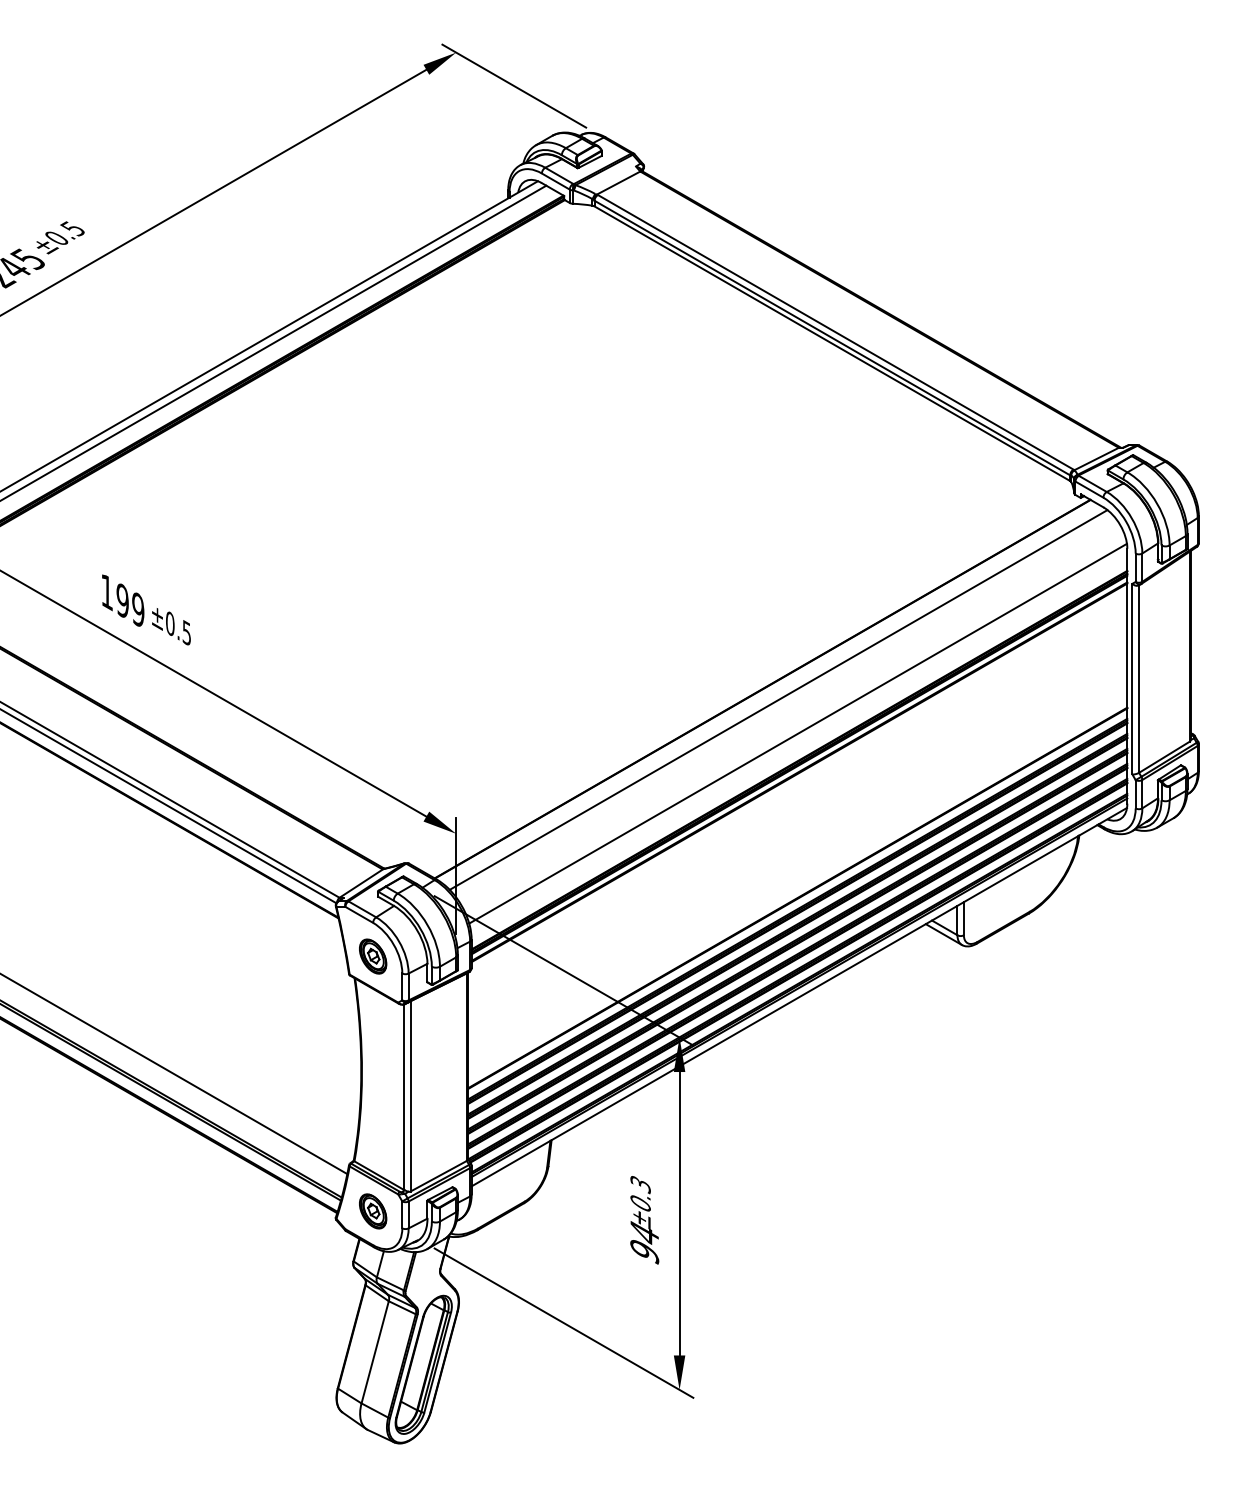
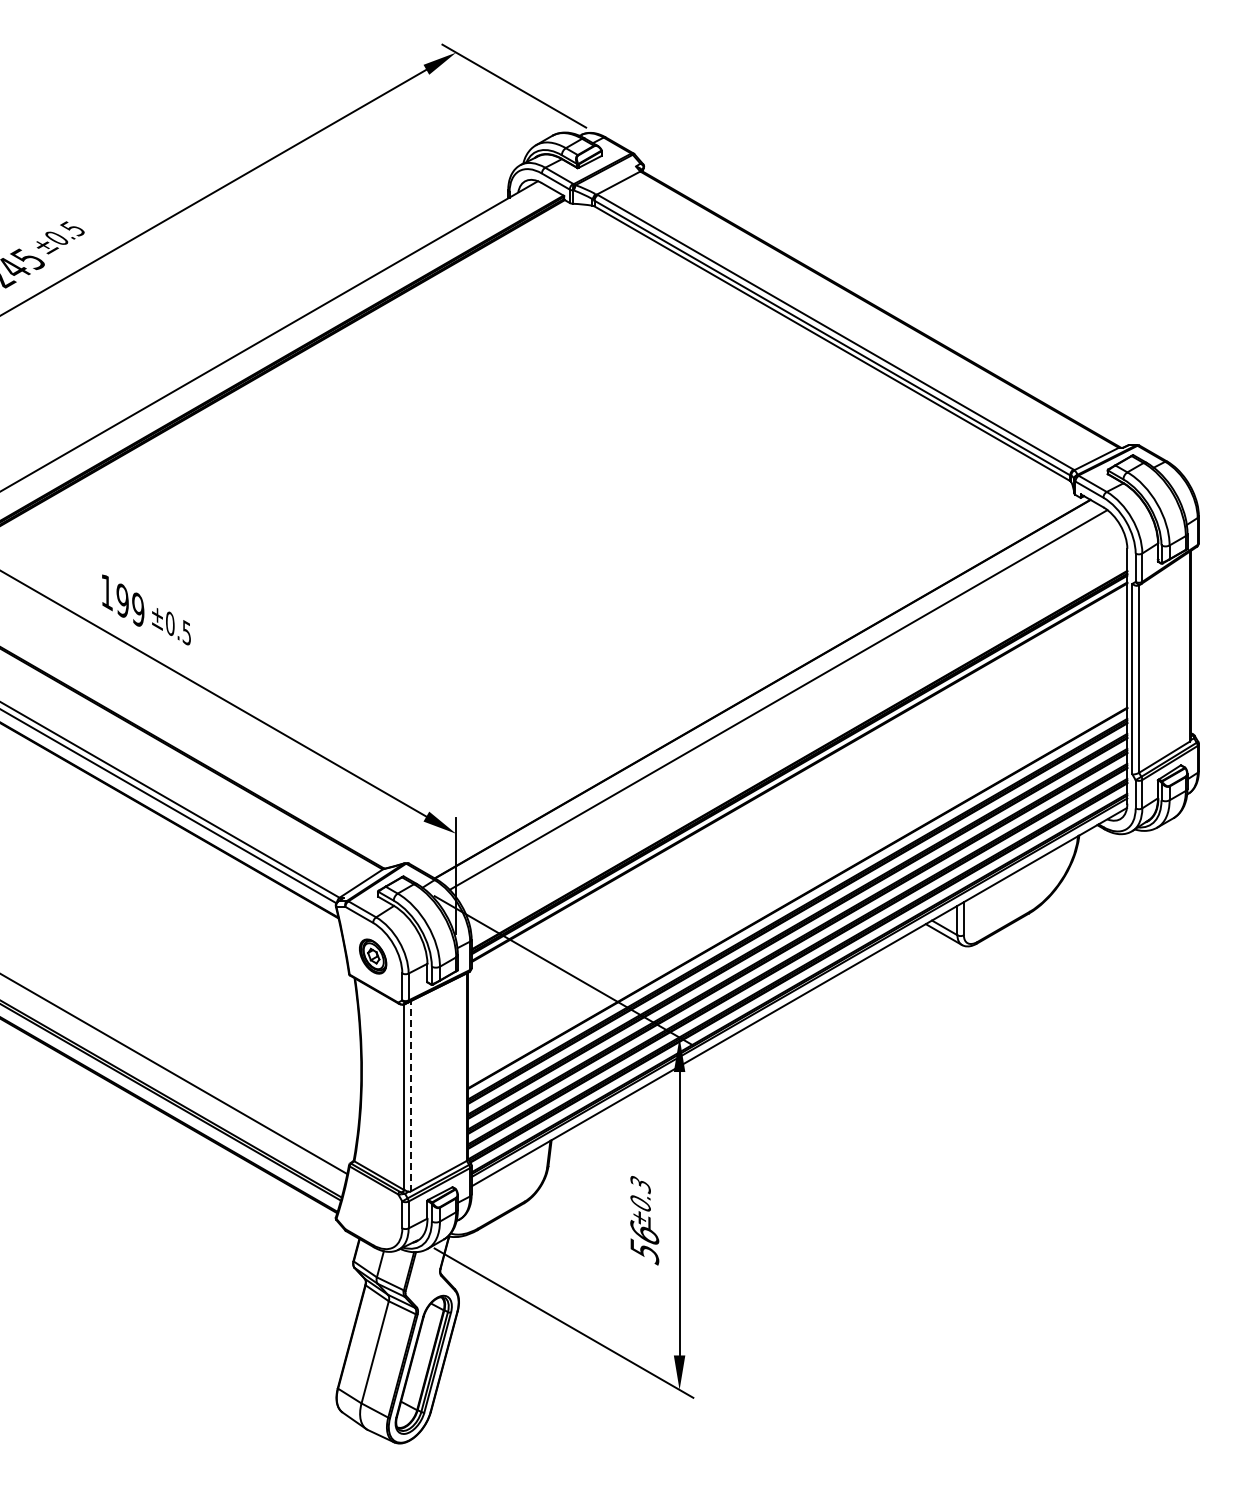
line: present -> none (274, 342)
line: present -> none (797, 733)
line: solid -> dashed (410, 1095)
part: present -> none (373, 1211)
text: 94 -> 56 (644, 1242)
